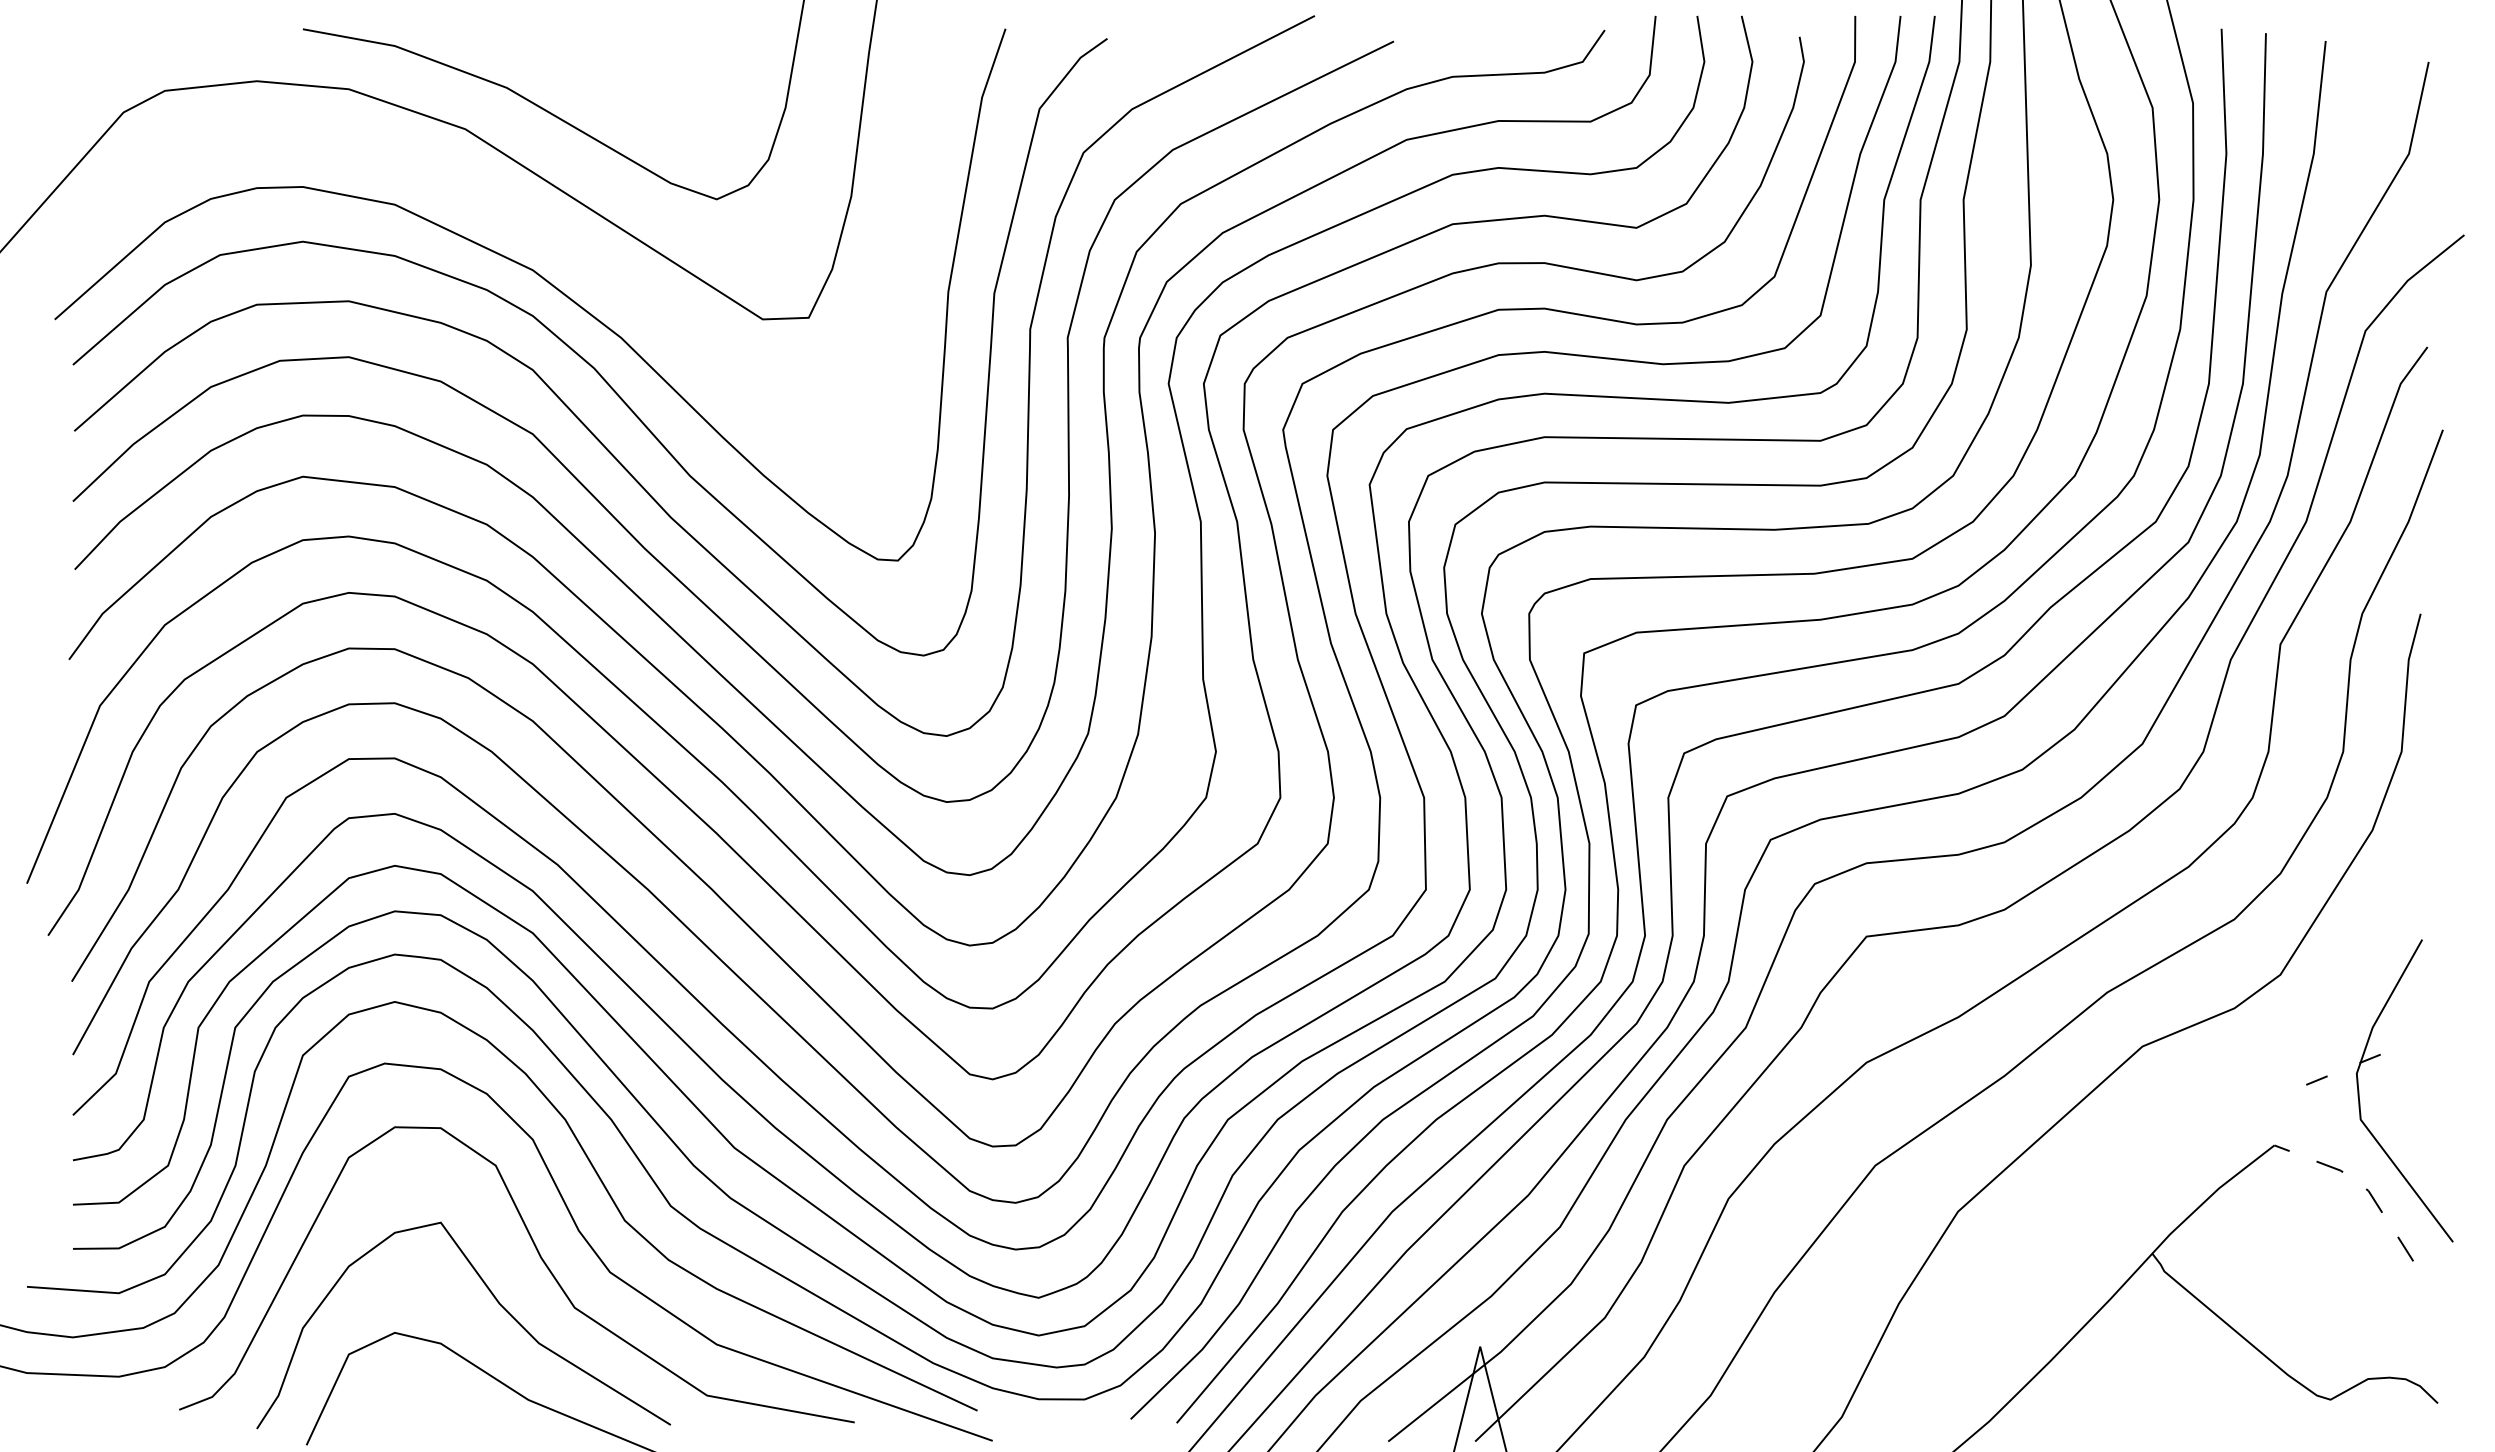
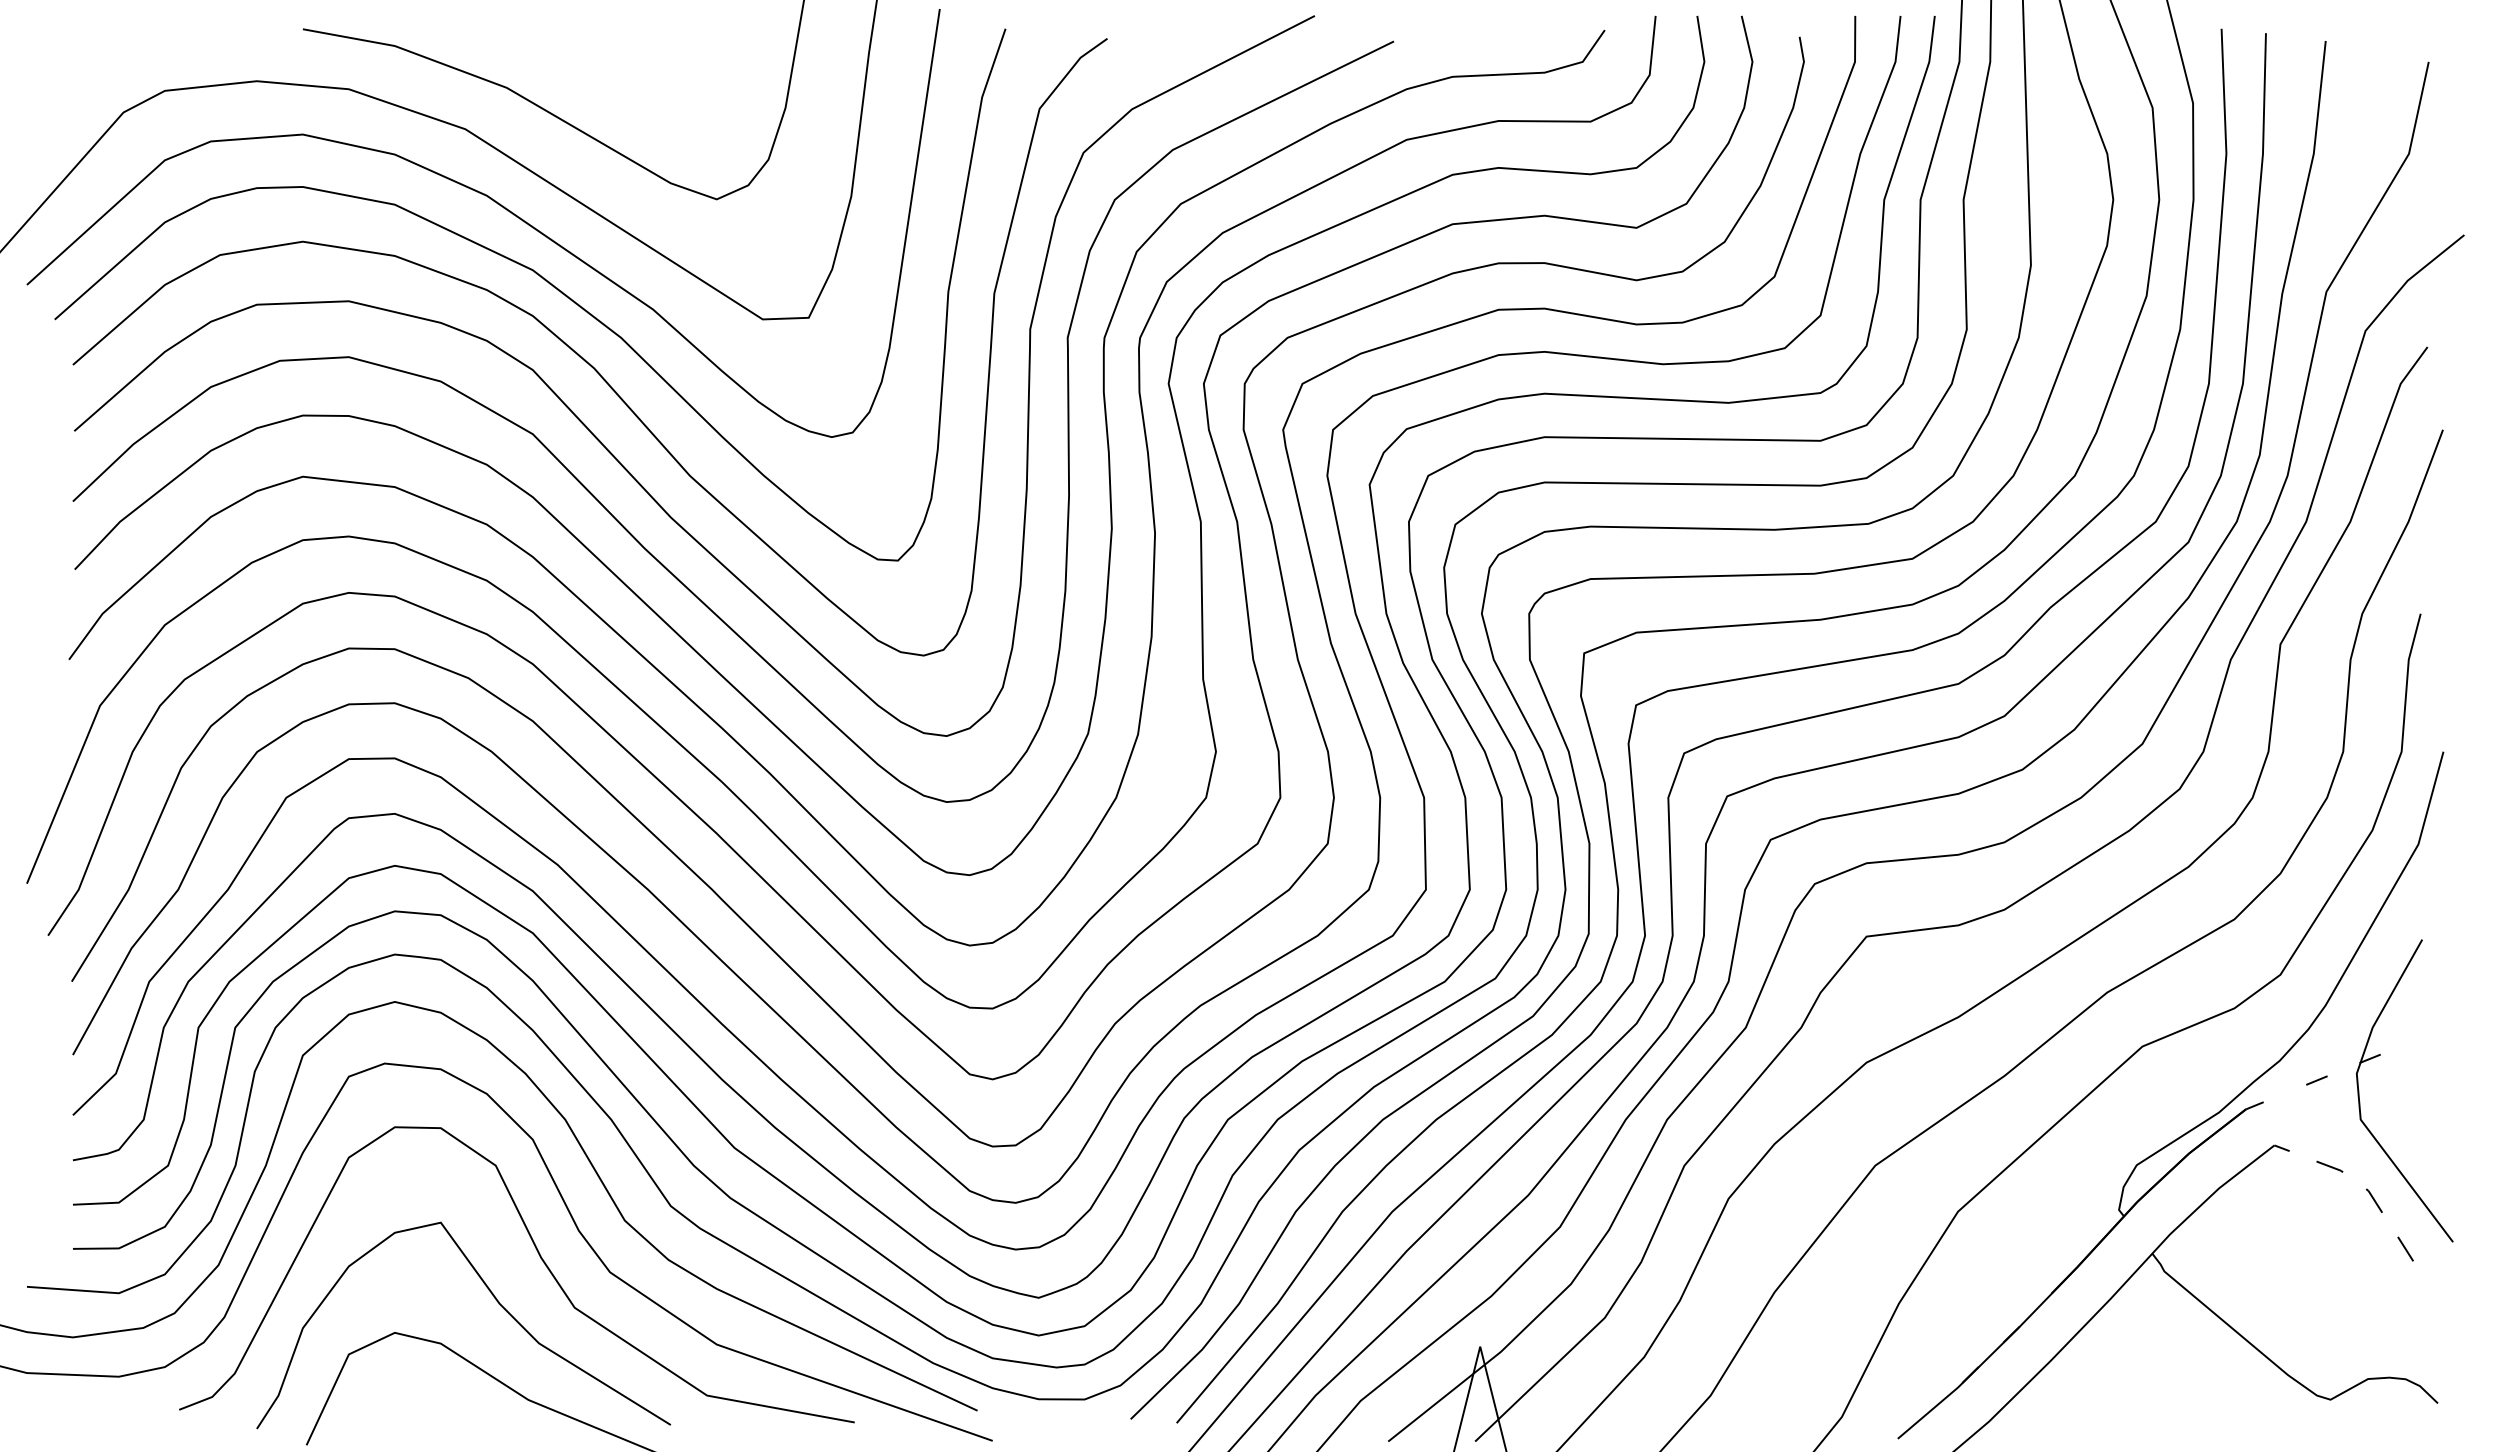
curve: none -> present (497, 204)
part: none -> present (2193, 1127)
